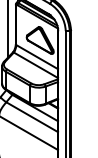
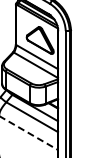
line: present -> none (8, 29)
line: solid -> dashed (29, 133)
